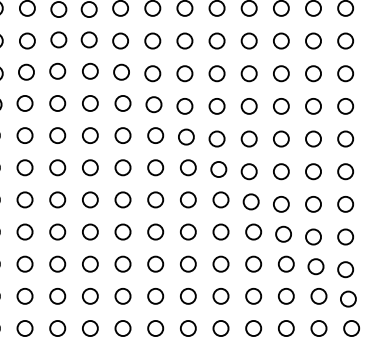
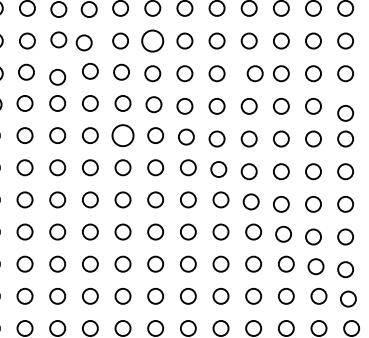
circle position: (88, 39) -> (83, 42) (83, 42)
circle size: 18x18 px -> 24x24 px (152, 40)
circle position: (57, 70) -> (57, 76) (57, 76)
circle position: (248, 73) -> (254, 73) (254, 73)
circle position: (345, 106) -> (345, 113) (345, 113)
circle size: 18x17 px -> 24x24 px (122, 135)
